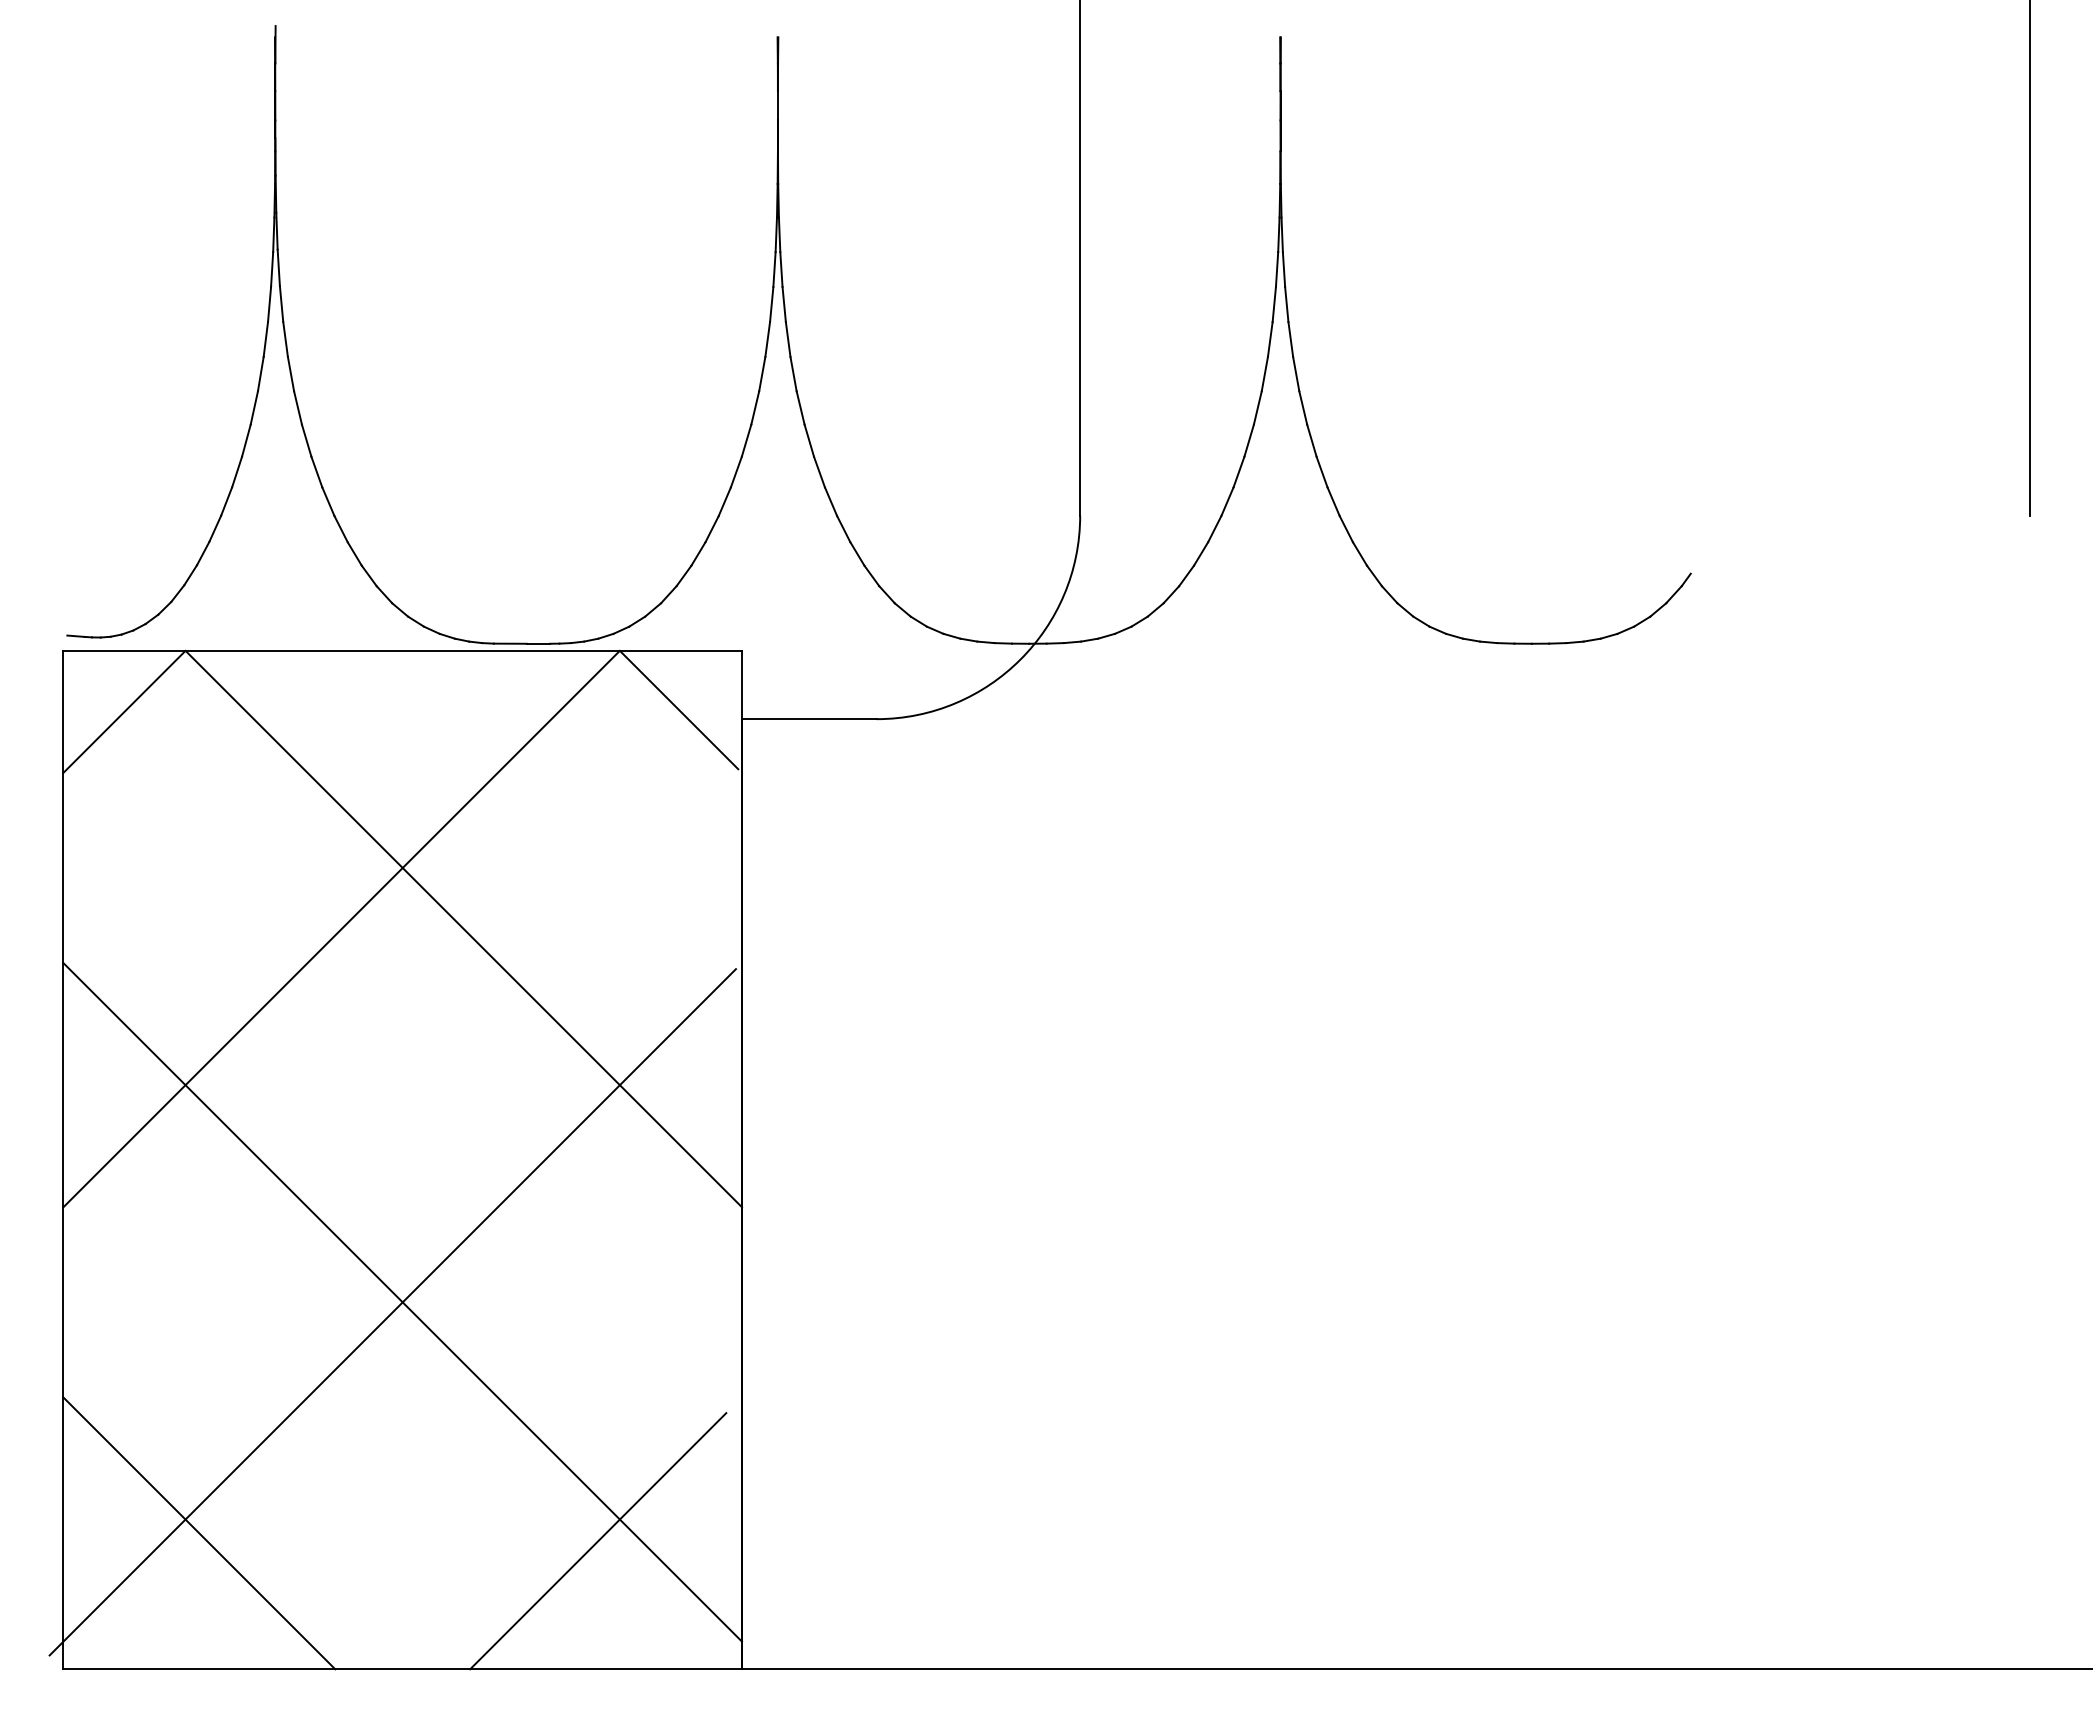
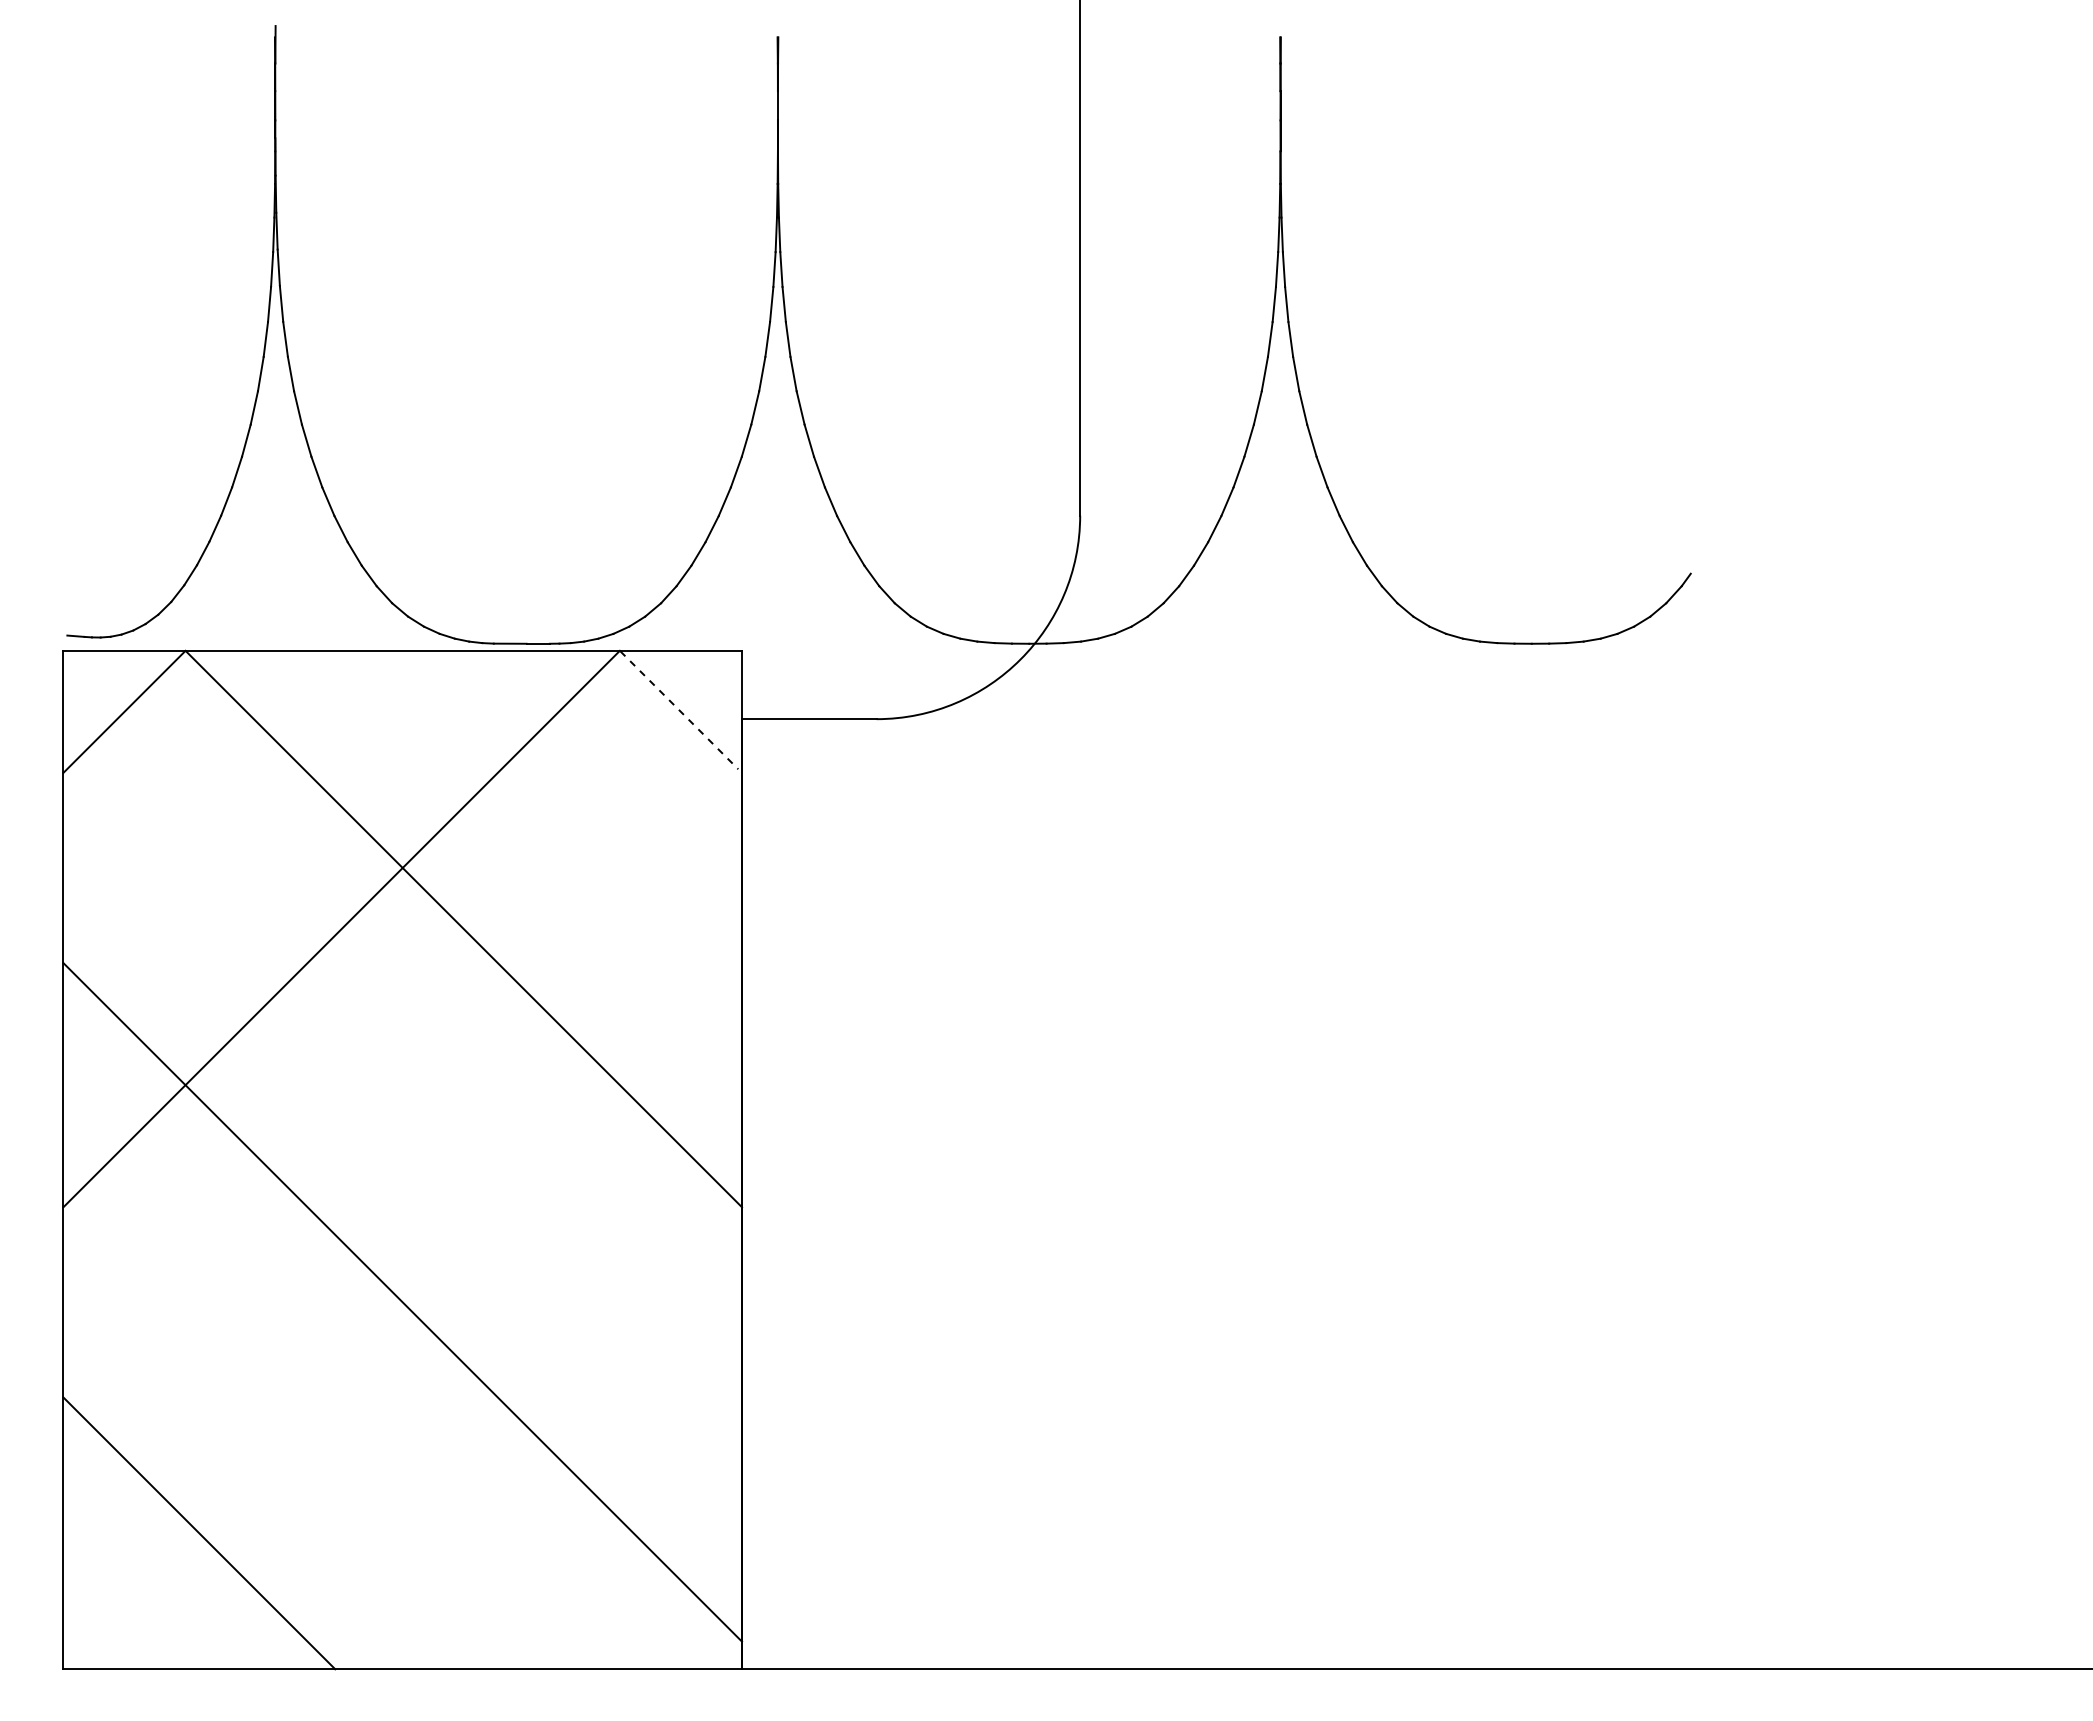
line: present -> none (2030, 258)
line: solid -> dashed (679, 710)
line: present -> none (392, 1312)
line: present -> none (598, 1541)
